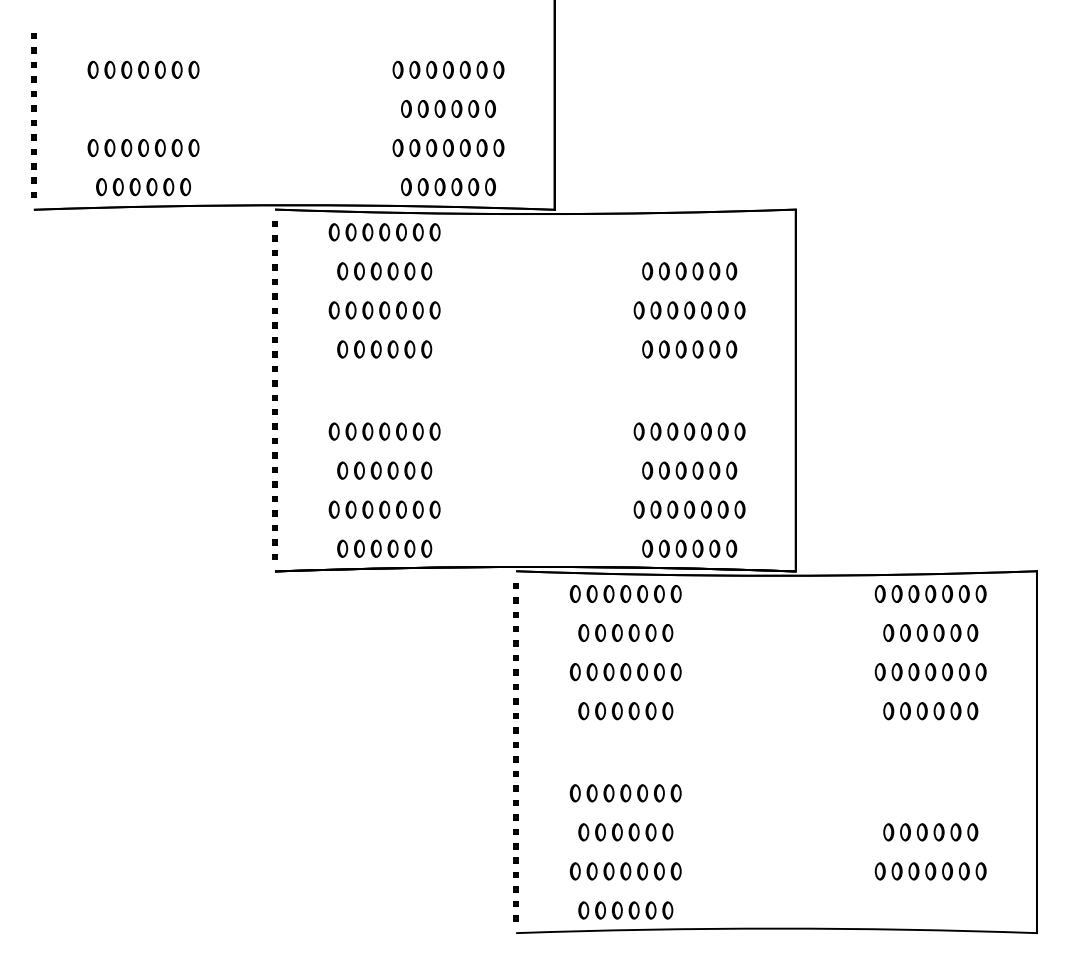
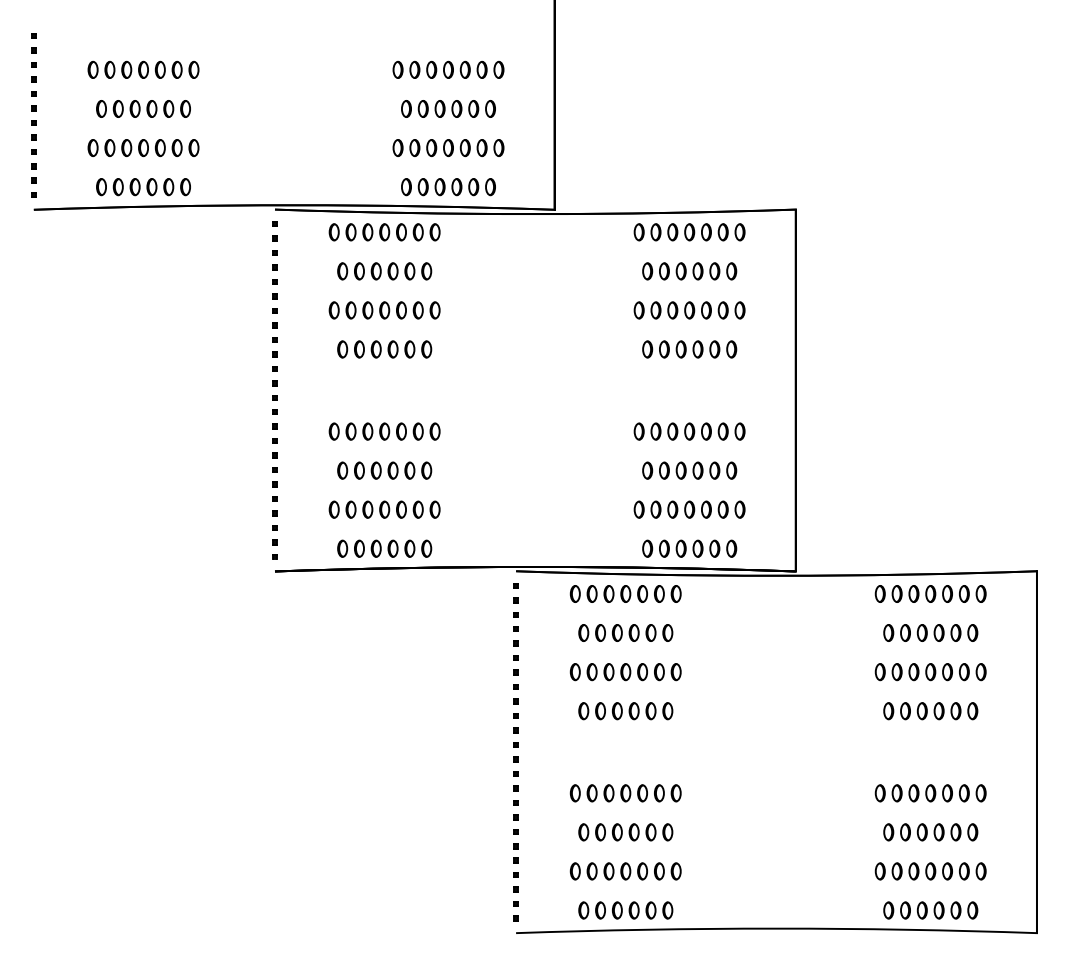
part: none -> present (143, 108)
part: none -> present (689, 232)
part: none -> present (930, 793)
part: none -> present (930, 910)
